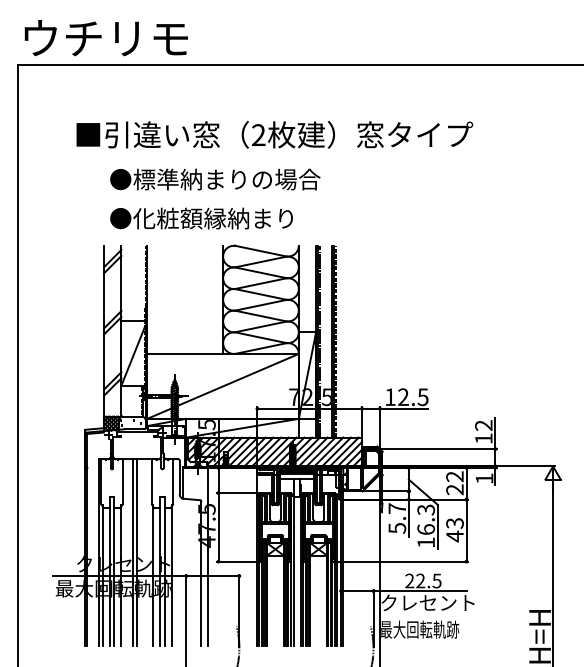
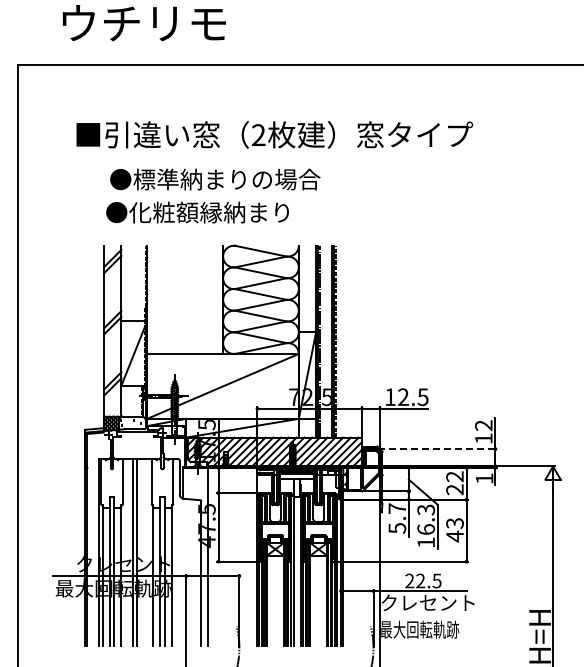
text position: (105, 38) -> (143, 23) (143, 23)
text position: (201, 218) -> (197, 212) (197, 212)
line: solid -> dashed (437, 449)
